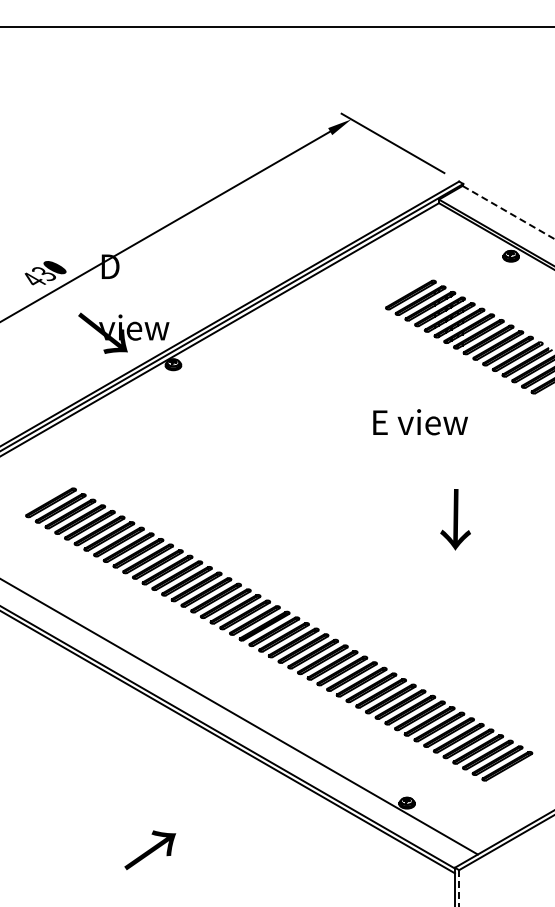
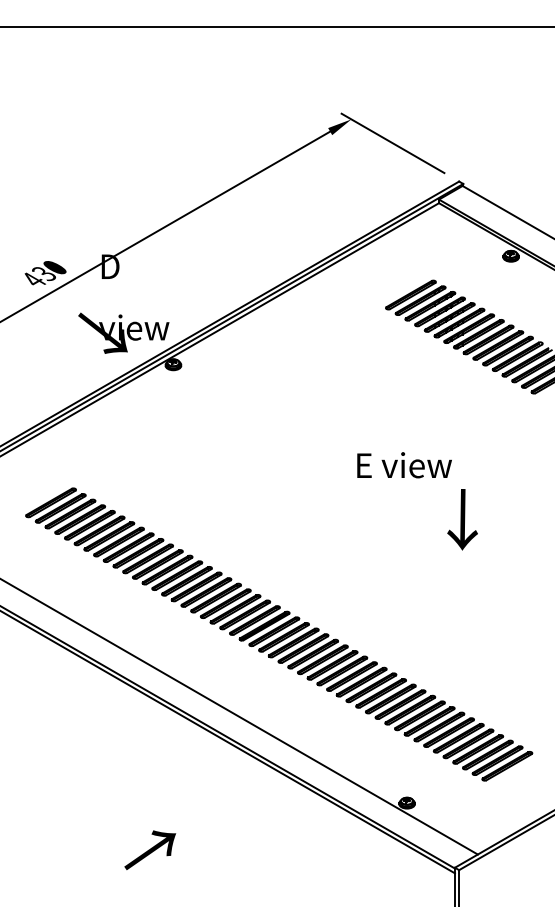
line: dashed -> solid (508, 212)
text position: (420, 422) -> (404, 465) (404, 465)
text position: (455, 519) -> (462, 519) (462, 519)
line: dashed -> solid (459, 888)
